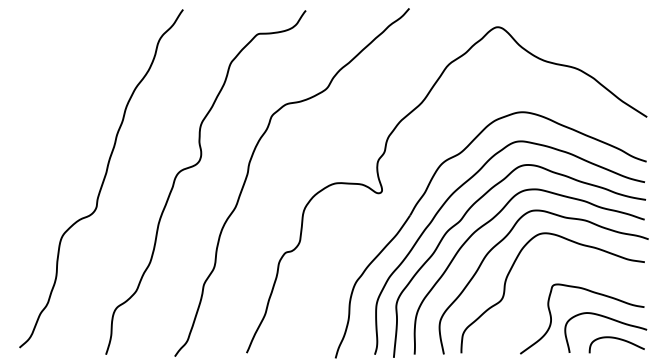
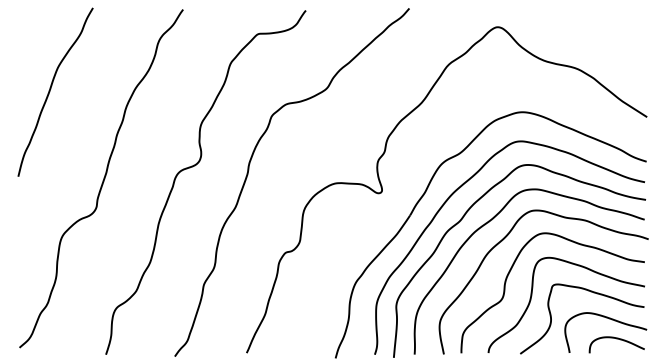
curve: none -> present (51, 89)
curve: none -> present (532, 295)
